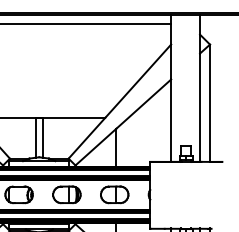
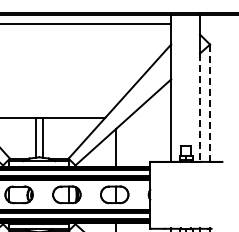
line: solid -> dashed (210, 103)
line: solid -> dashed (200, 108)
